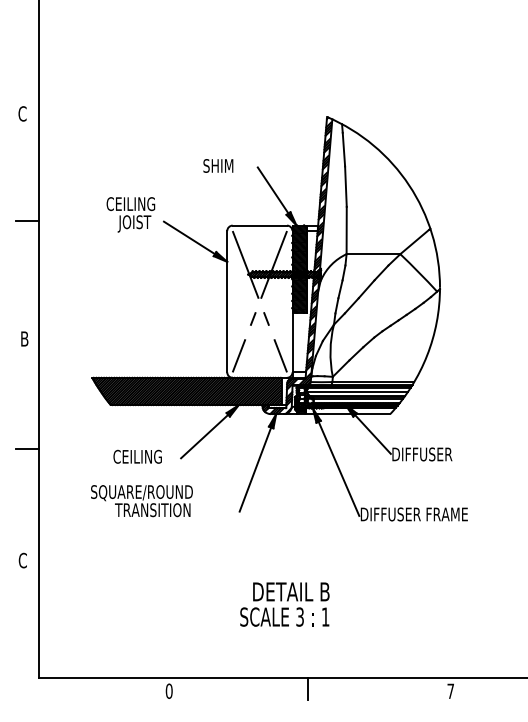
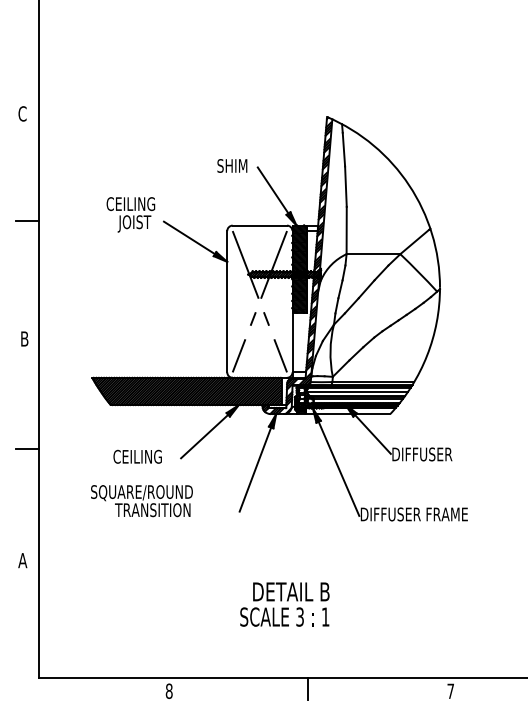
text position: (218, 165) -> (232, 165) (232, 165)
text: C -> A (22, 560)
text: 0 -> 8 (168, 690)
